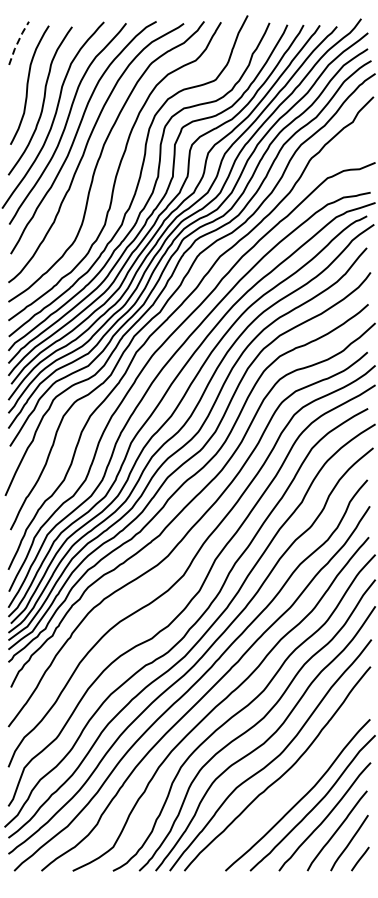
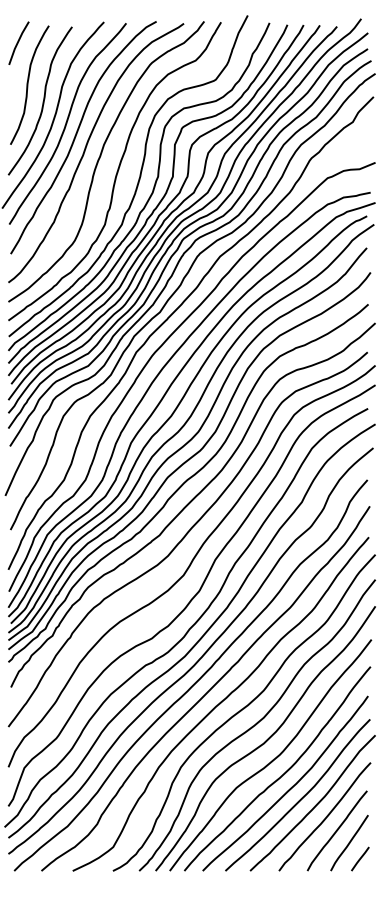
line: dashed -> solid (18, 41)
curve: none -> present (290, 787)
